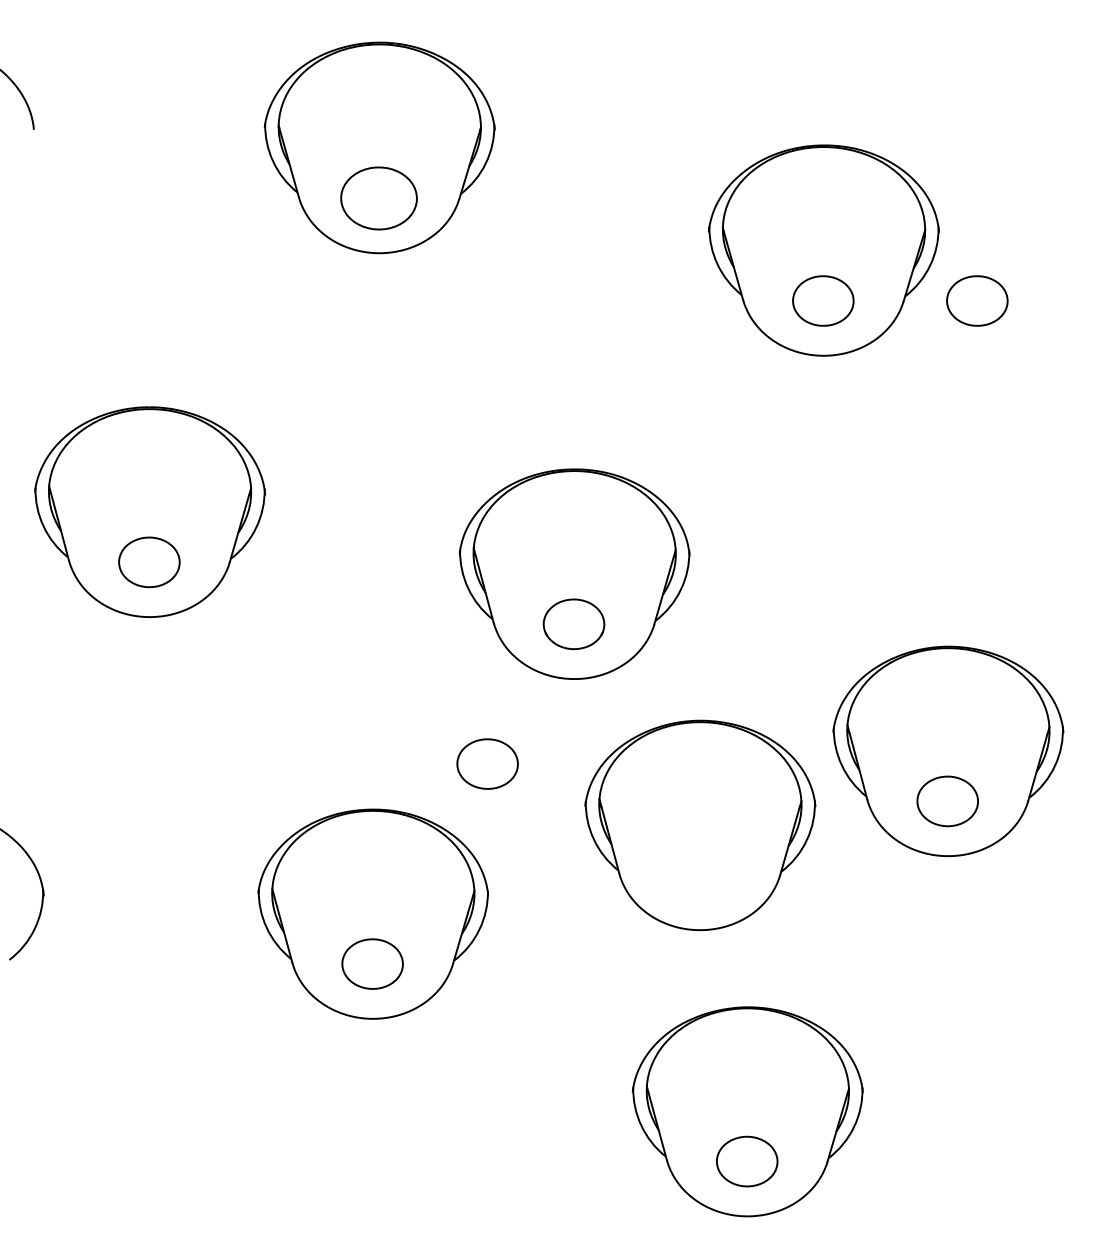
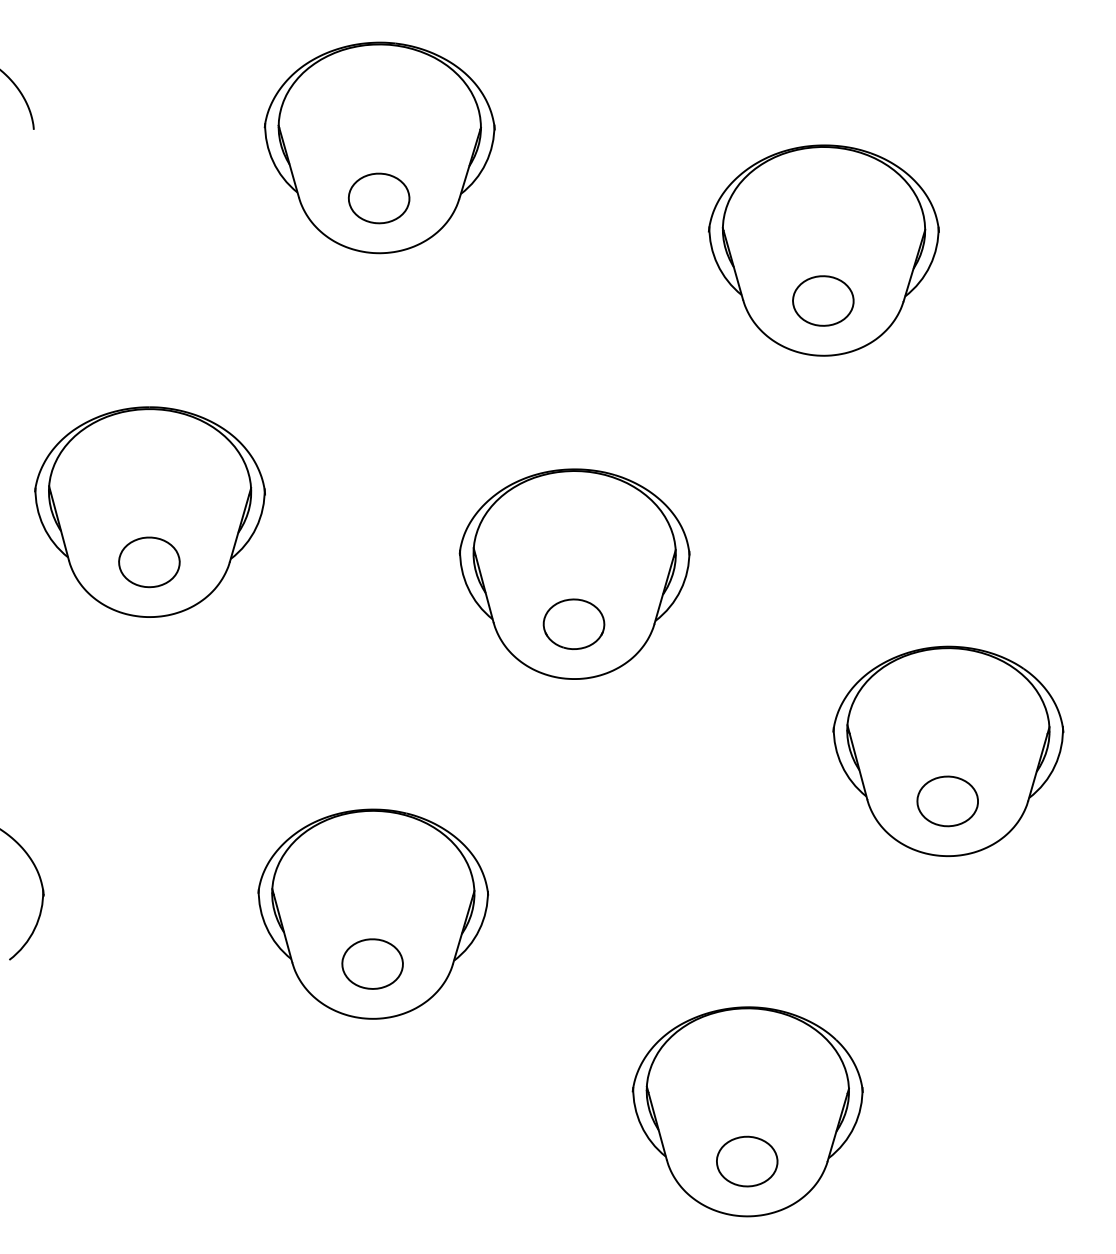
part size: 78x65 px -> 63x53 px (379, 198)
part: present -> none (977, 300)
part: present -> none (487, 763)
part: present -> none (700, 824)
